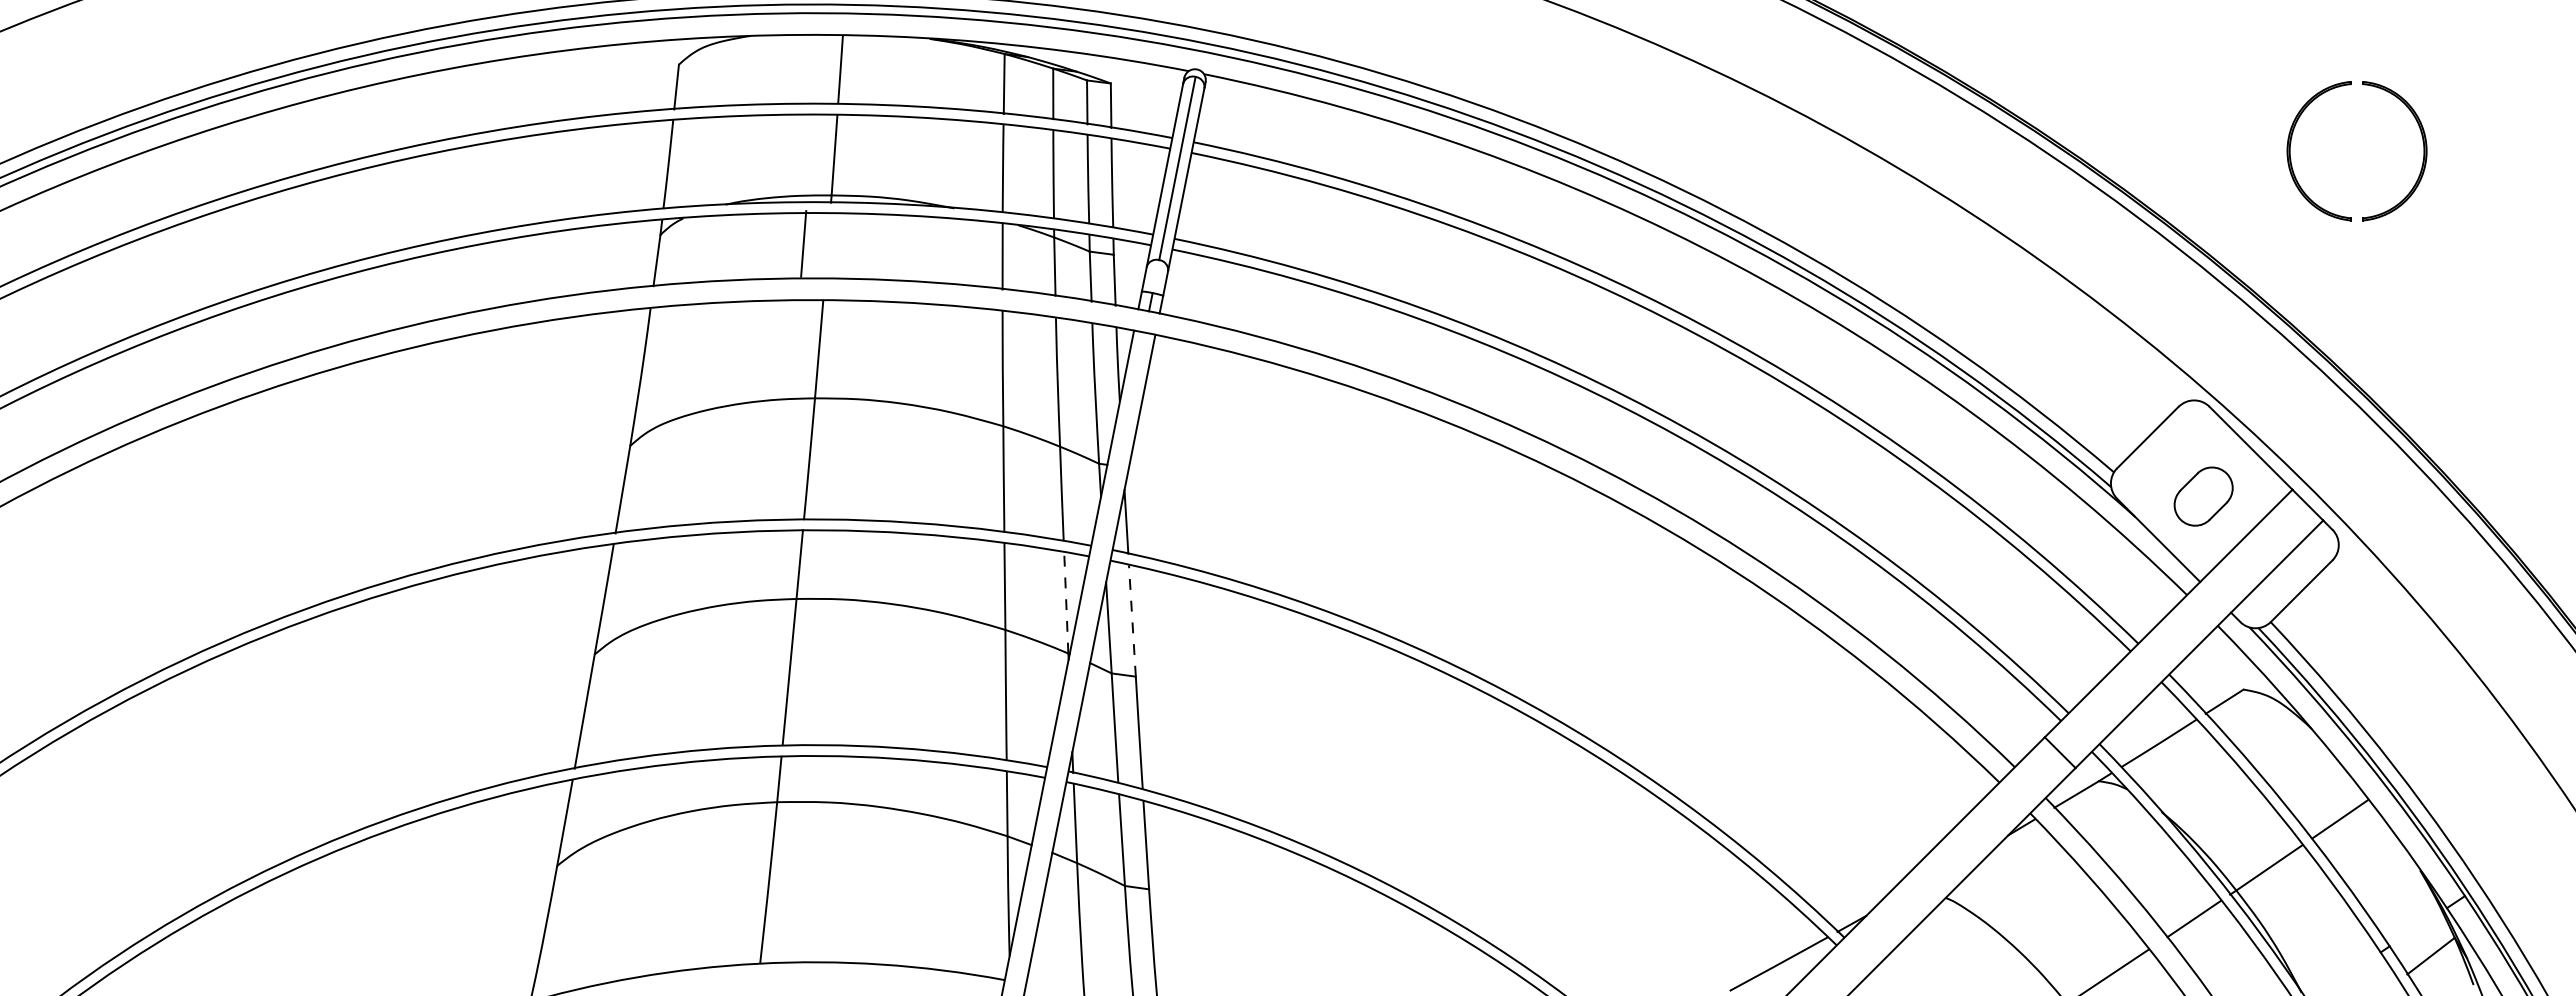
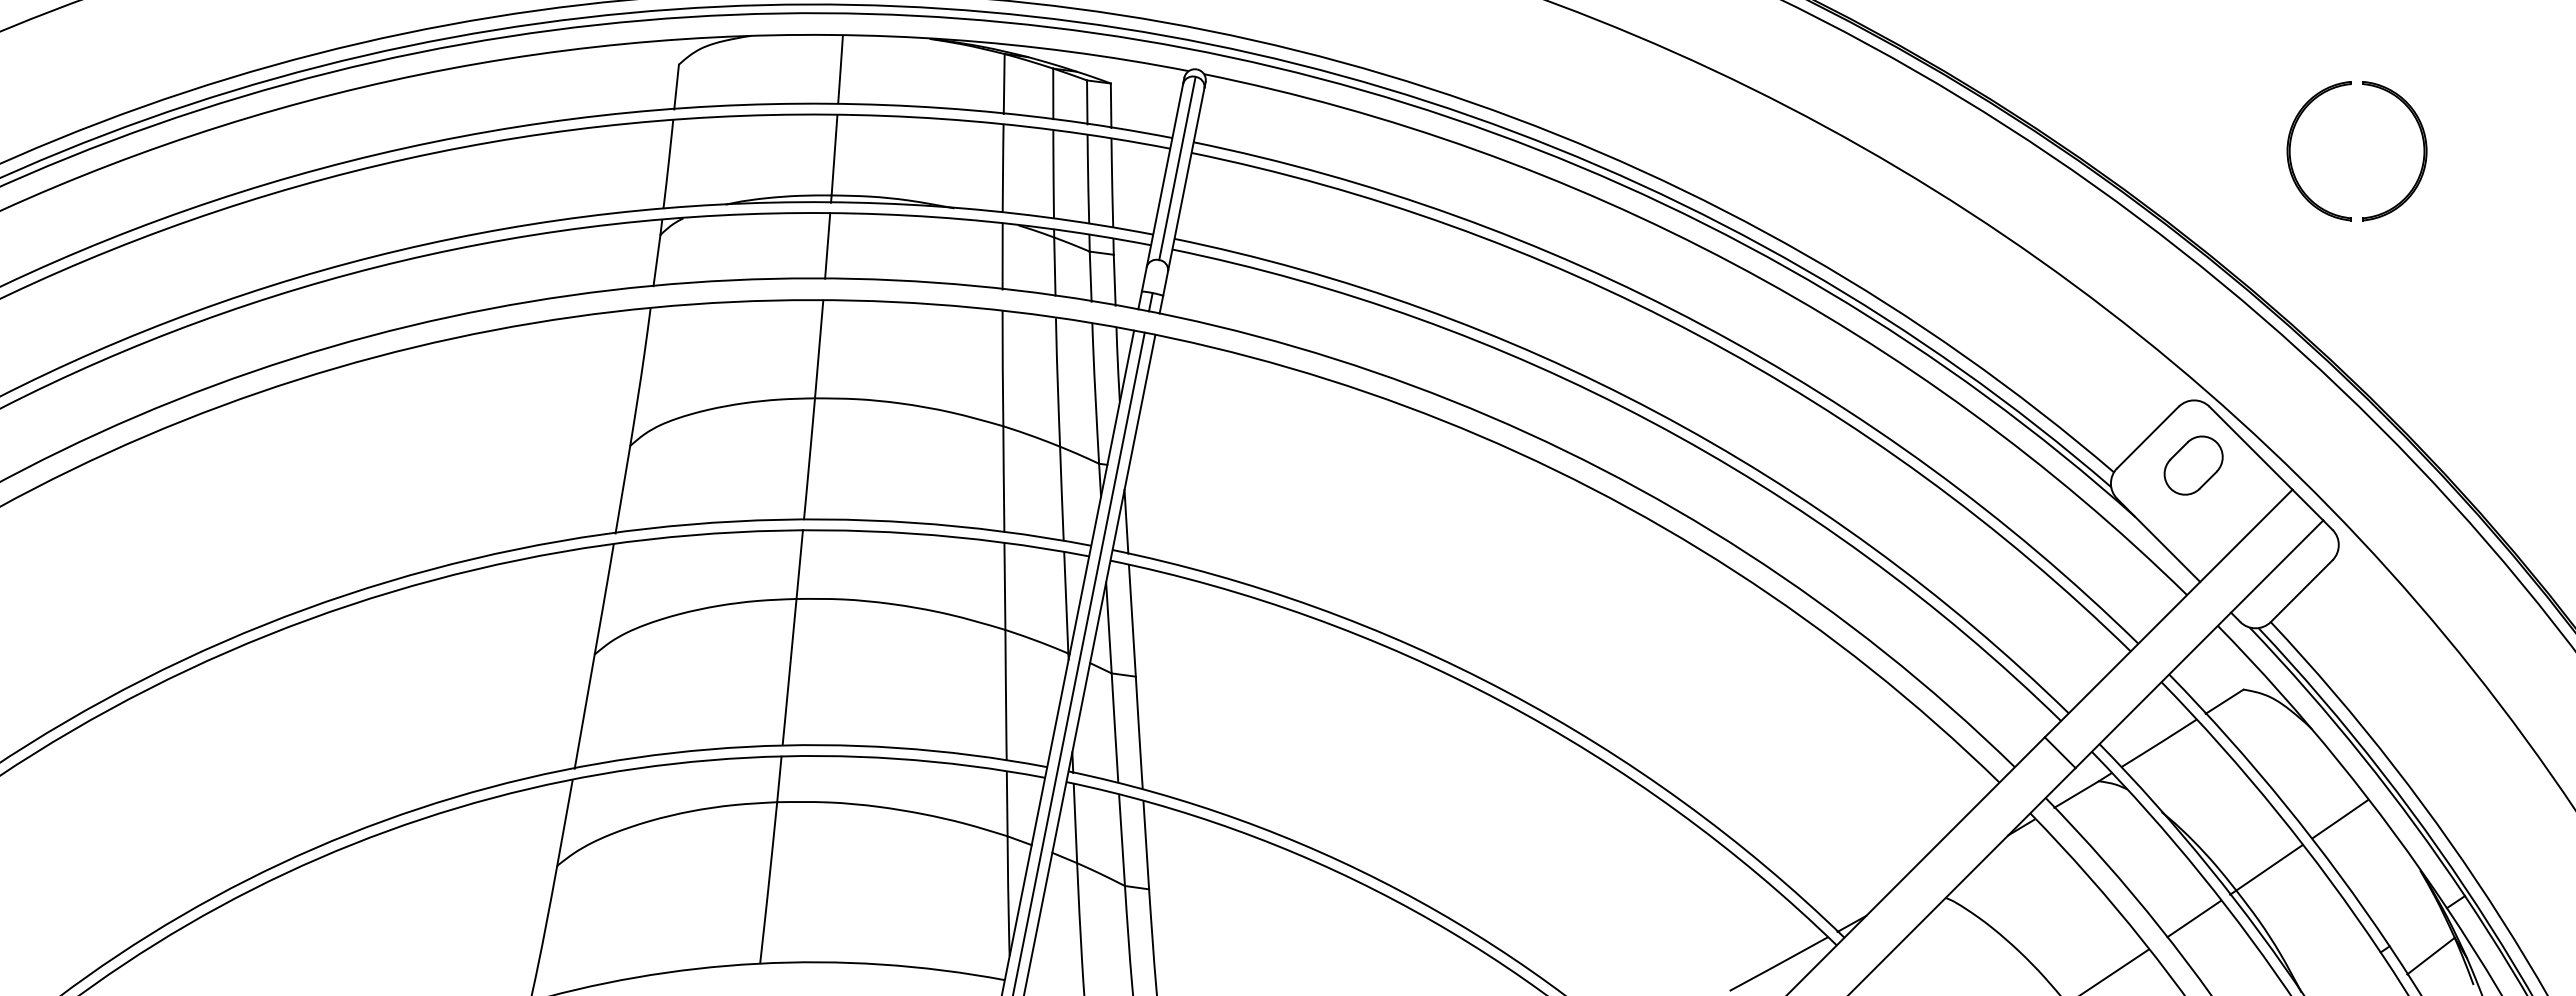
line position: (803, 243) -> (827, 245) (827, 245)
part position: (2203, 496) -> (2193, 465) (2193, 465)
line: dashed -> solid (1066, 602)
line: dashed -> solid (1132, 621)
line: none -> present (1078, 662)
